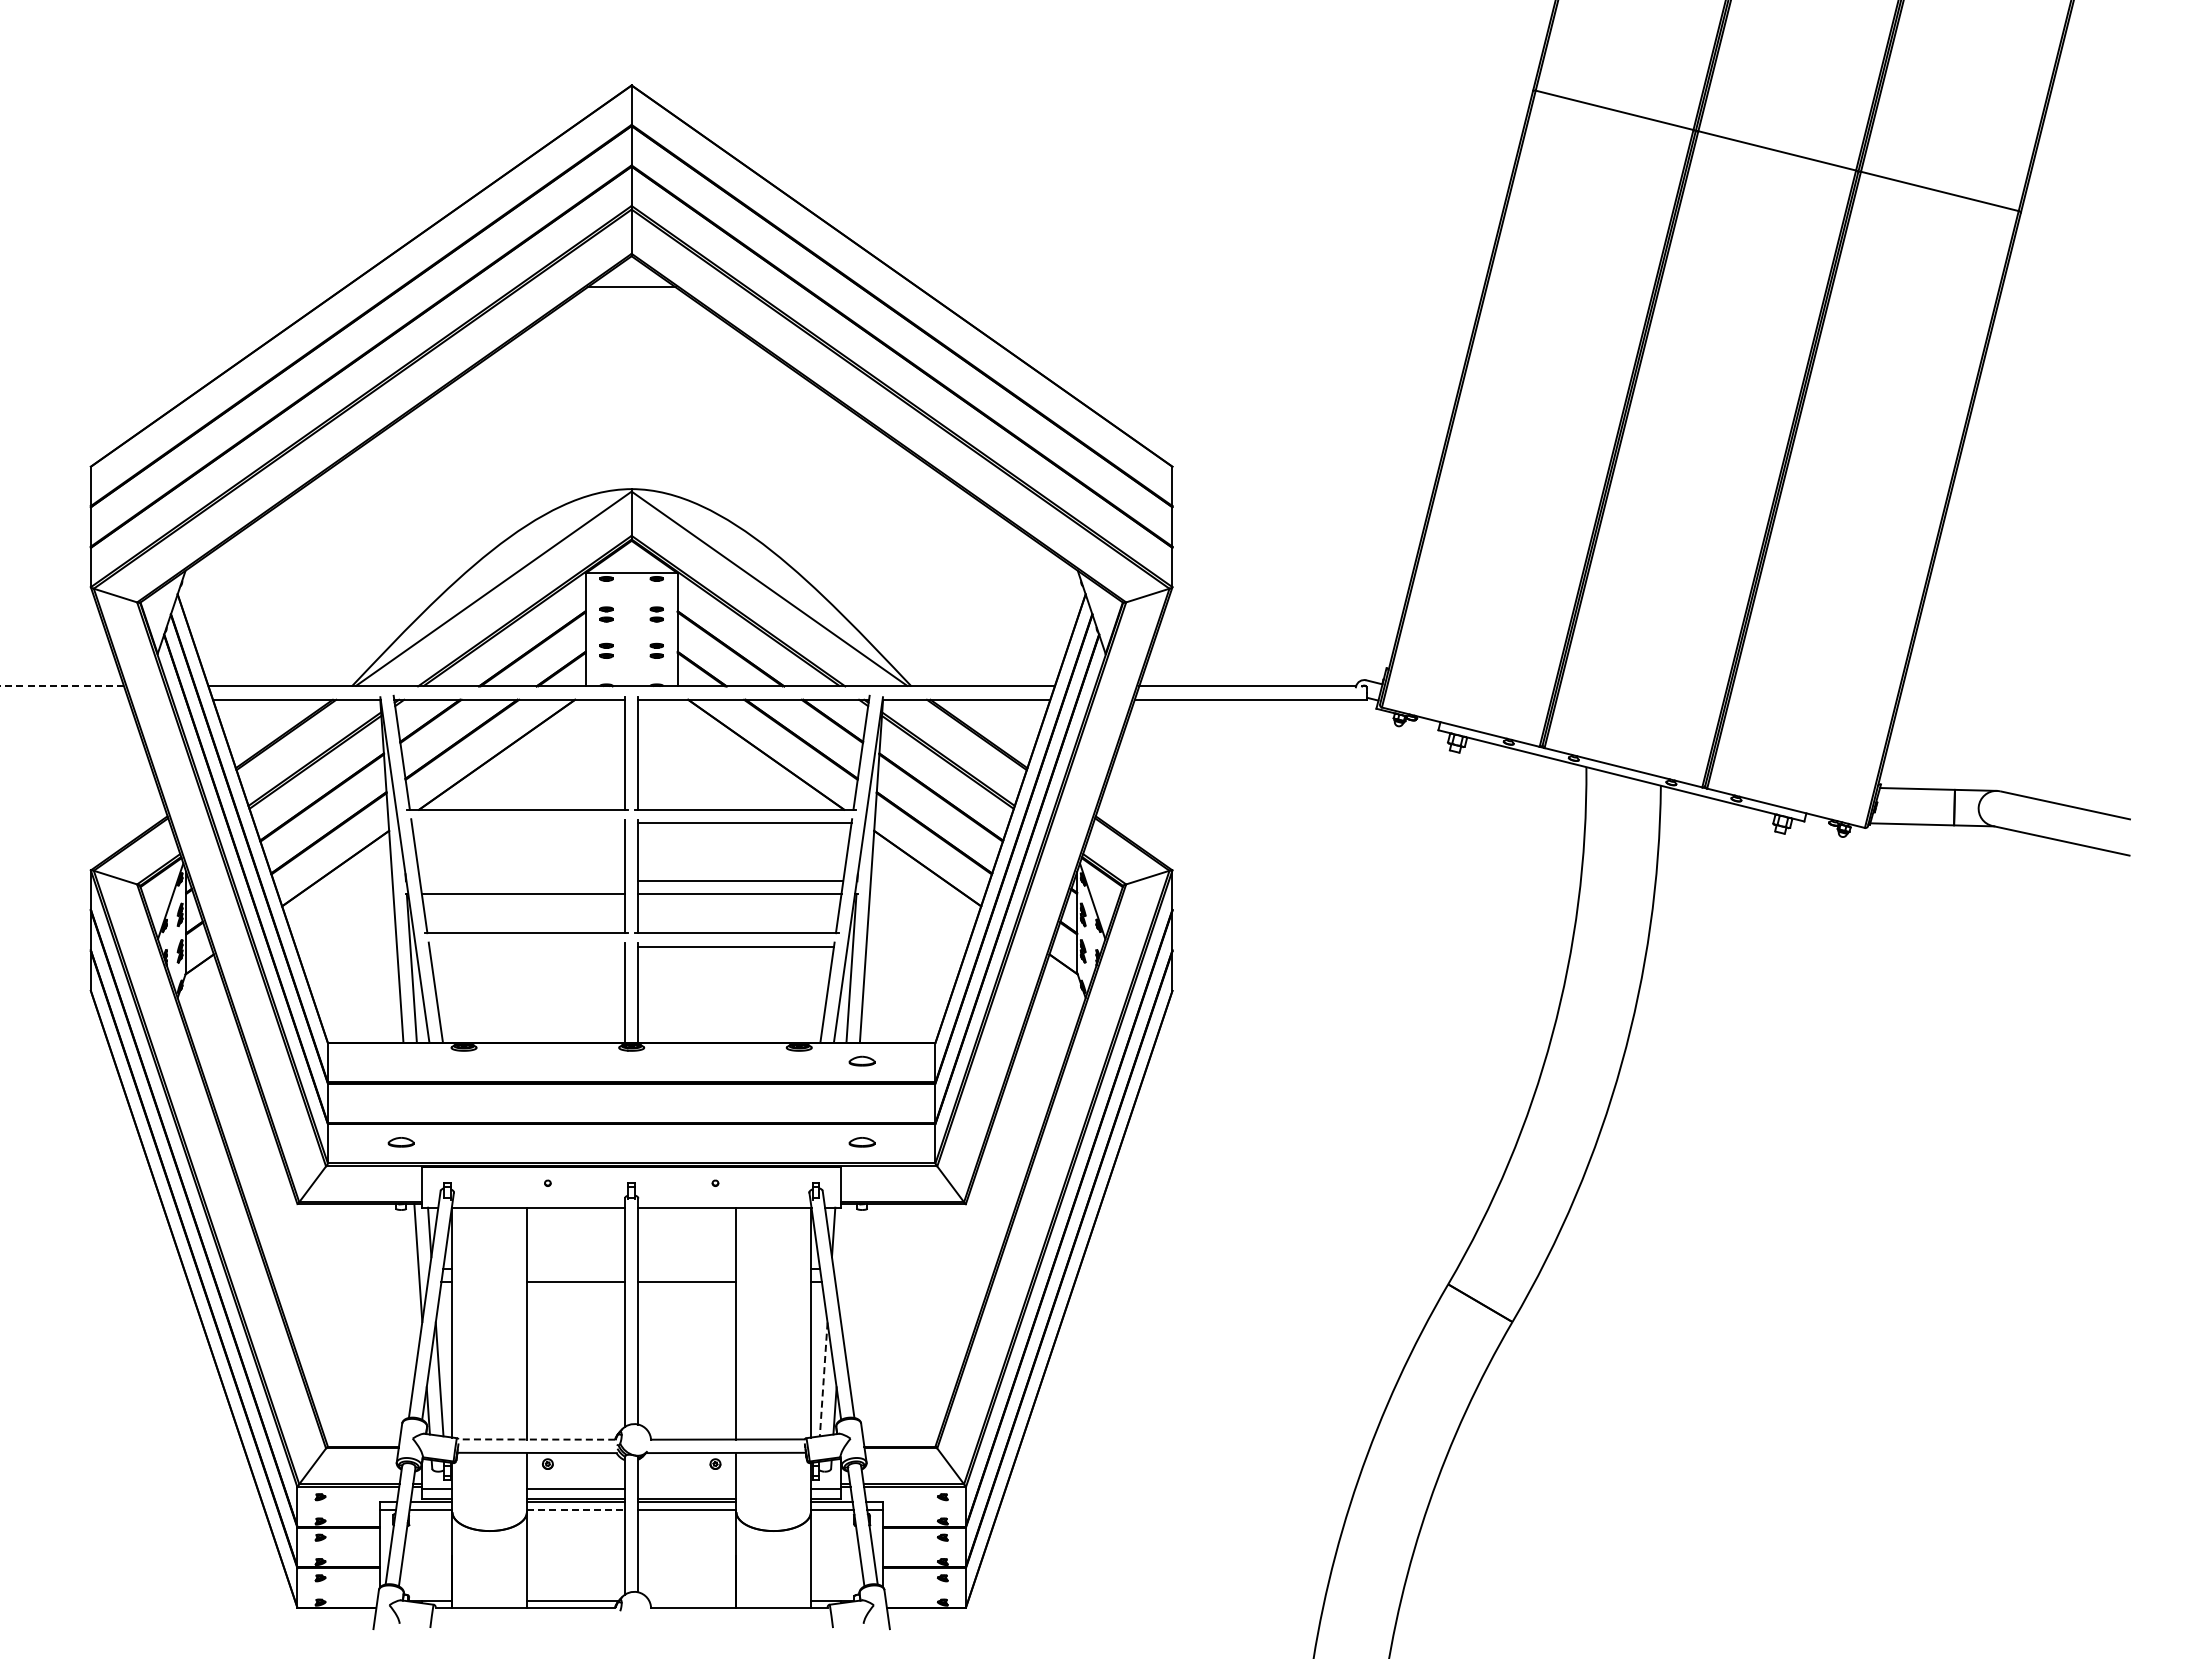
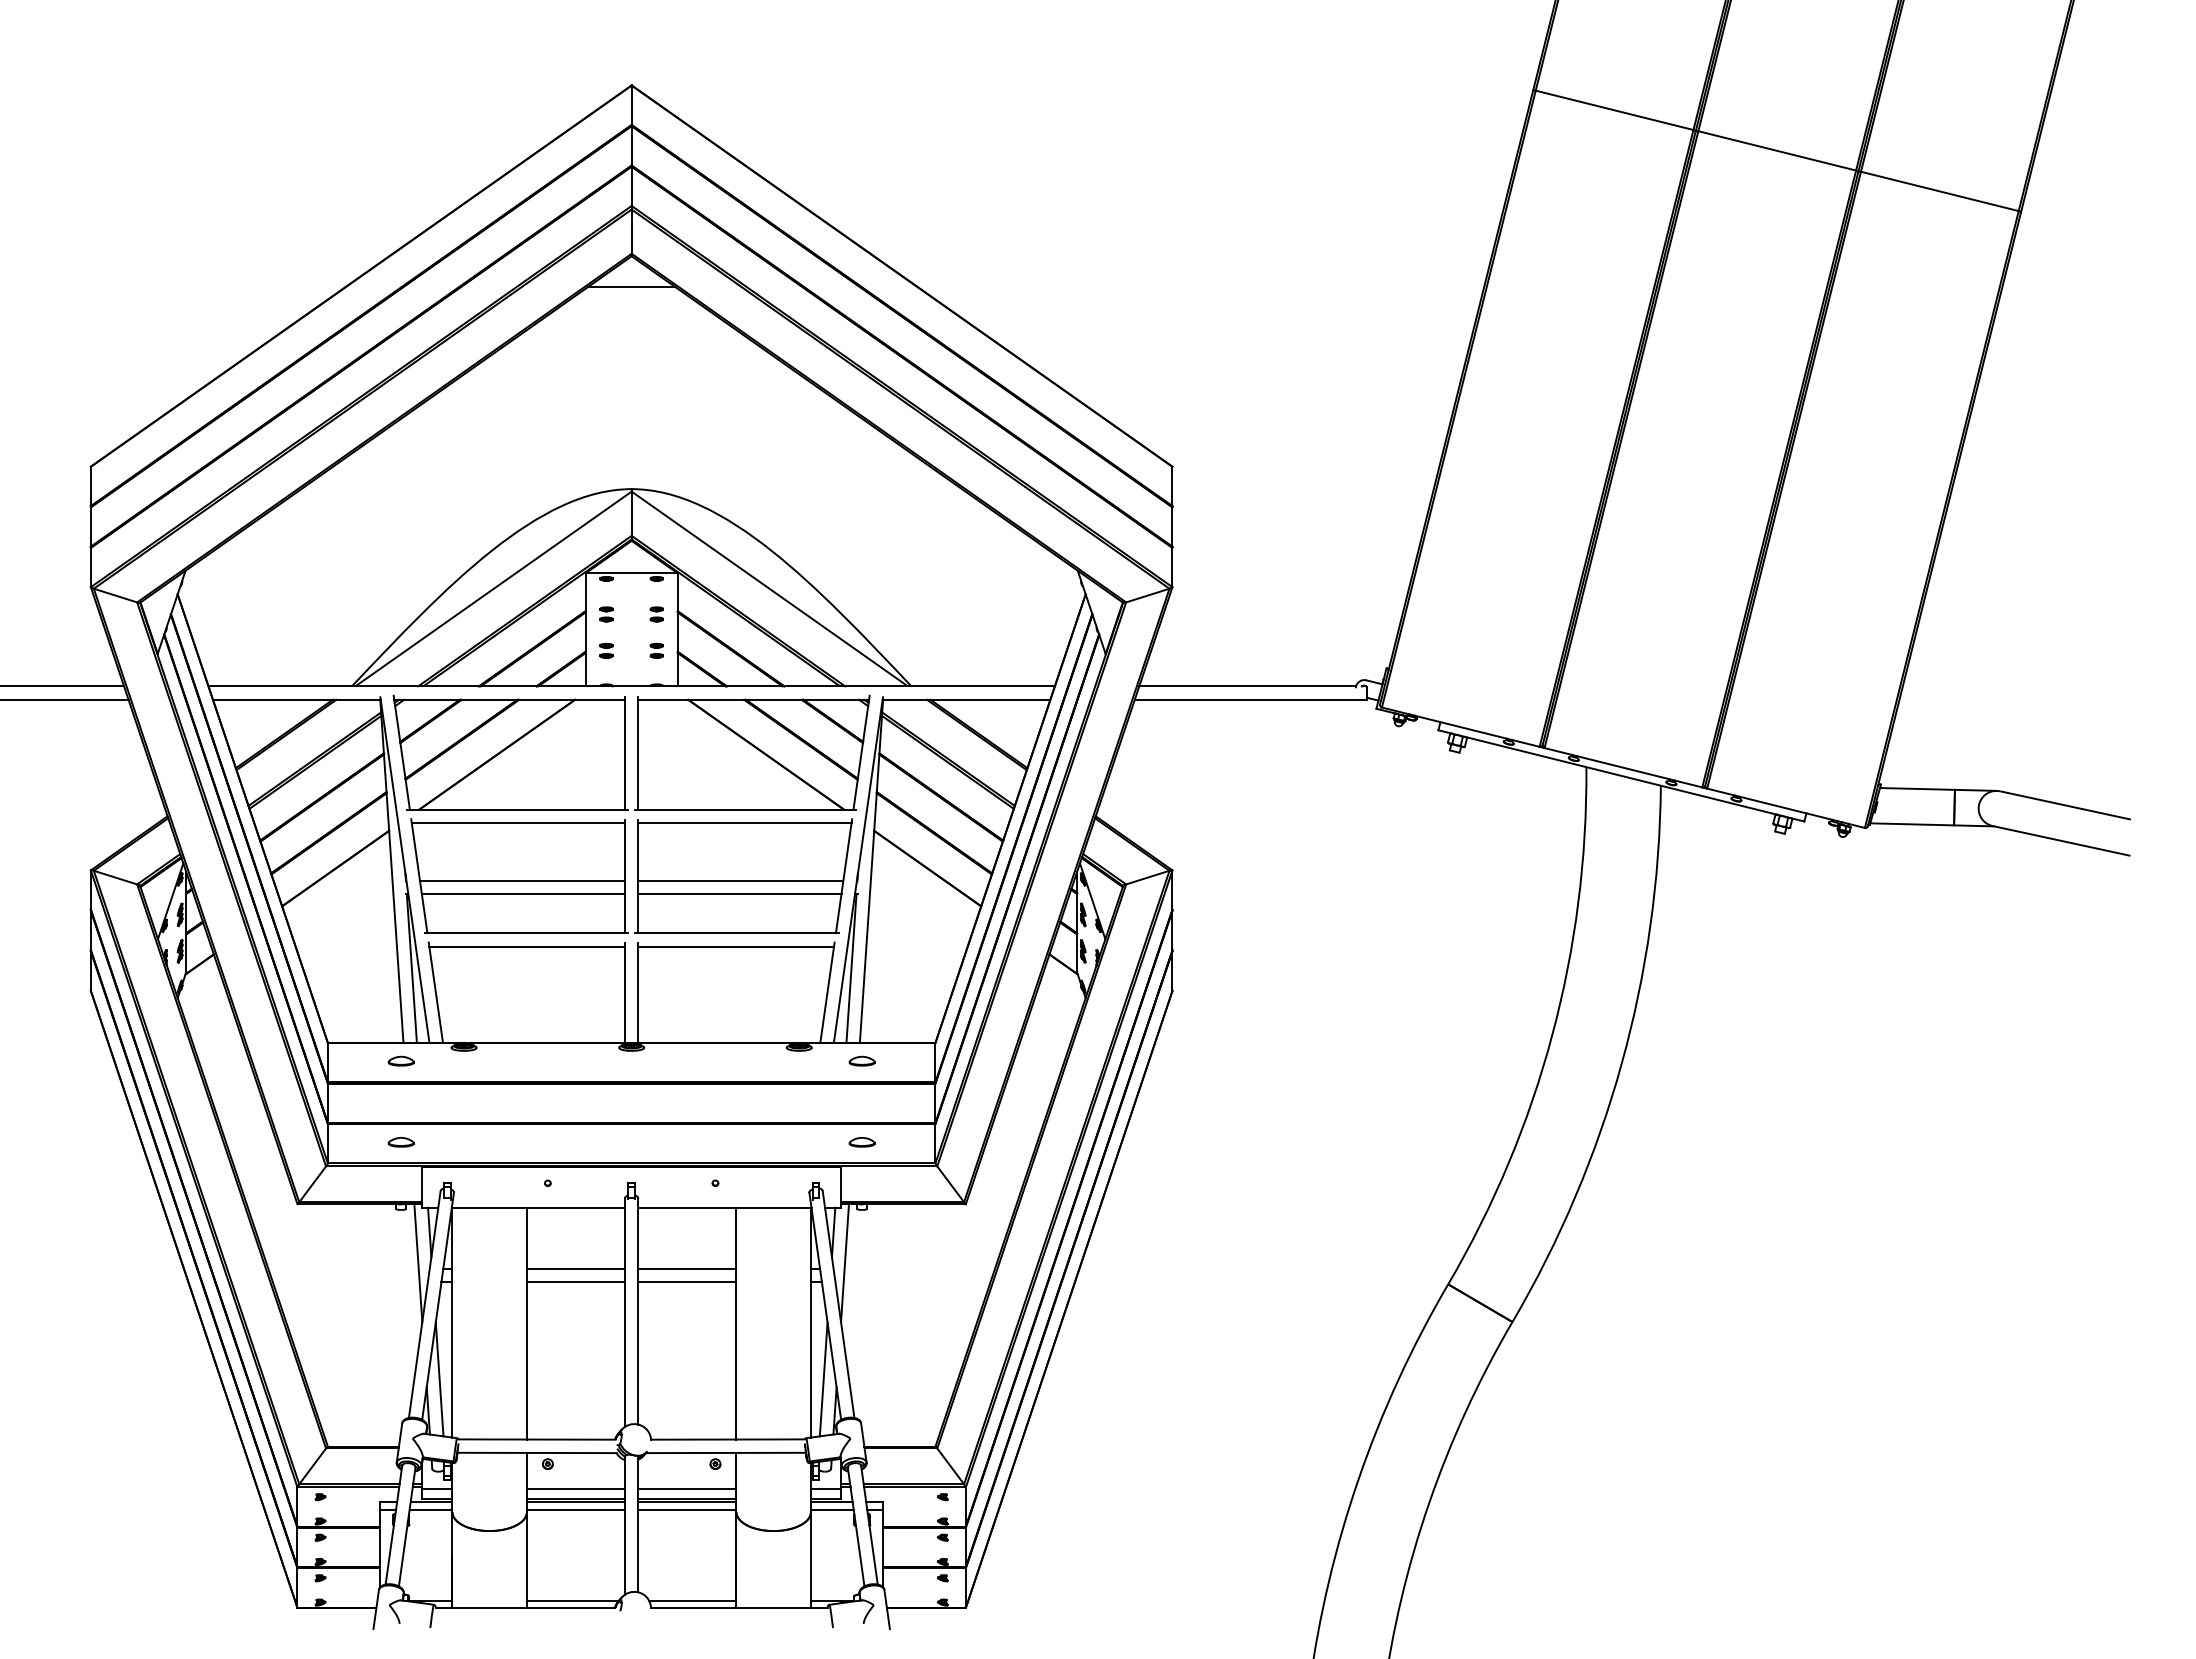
line: dashed -> solid (62, 686)
line: none -> present (65, 699)
line: none -> present (517, 823)
line: none -> present (521, 880)
line: none -> present (526, 946)
part: none -> present (400, 1060)
line: none -> present (845, 1263)
line: none -> present (575, 1268)
line: none -> present (687, 1268)
line: dashed -> solid (823, 1379)
line: dashed -> solid (536, 1439)
line: none -> present (687, 1488)
line: dashed -> solid (576, 1510)
line: none -> present (692, 1601)
